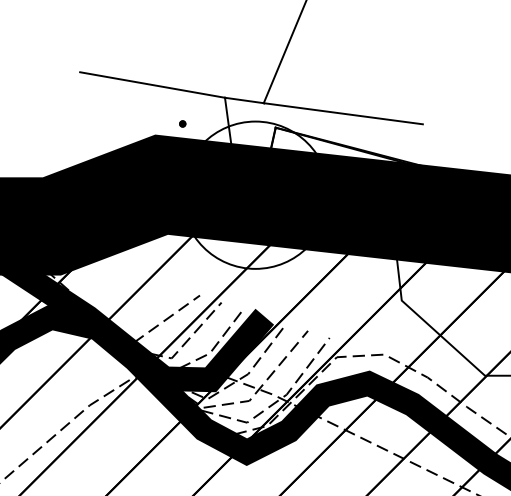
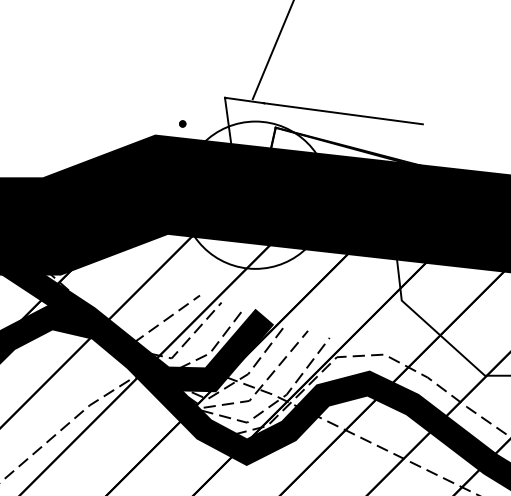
line position: (284, 52) -> (272, 50) (272, 50)
line: present -> none (152, 84)
